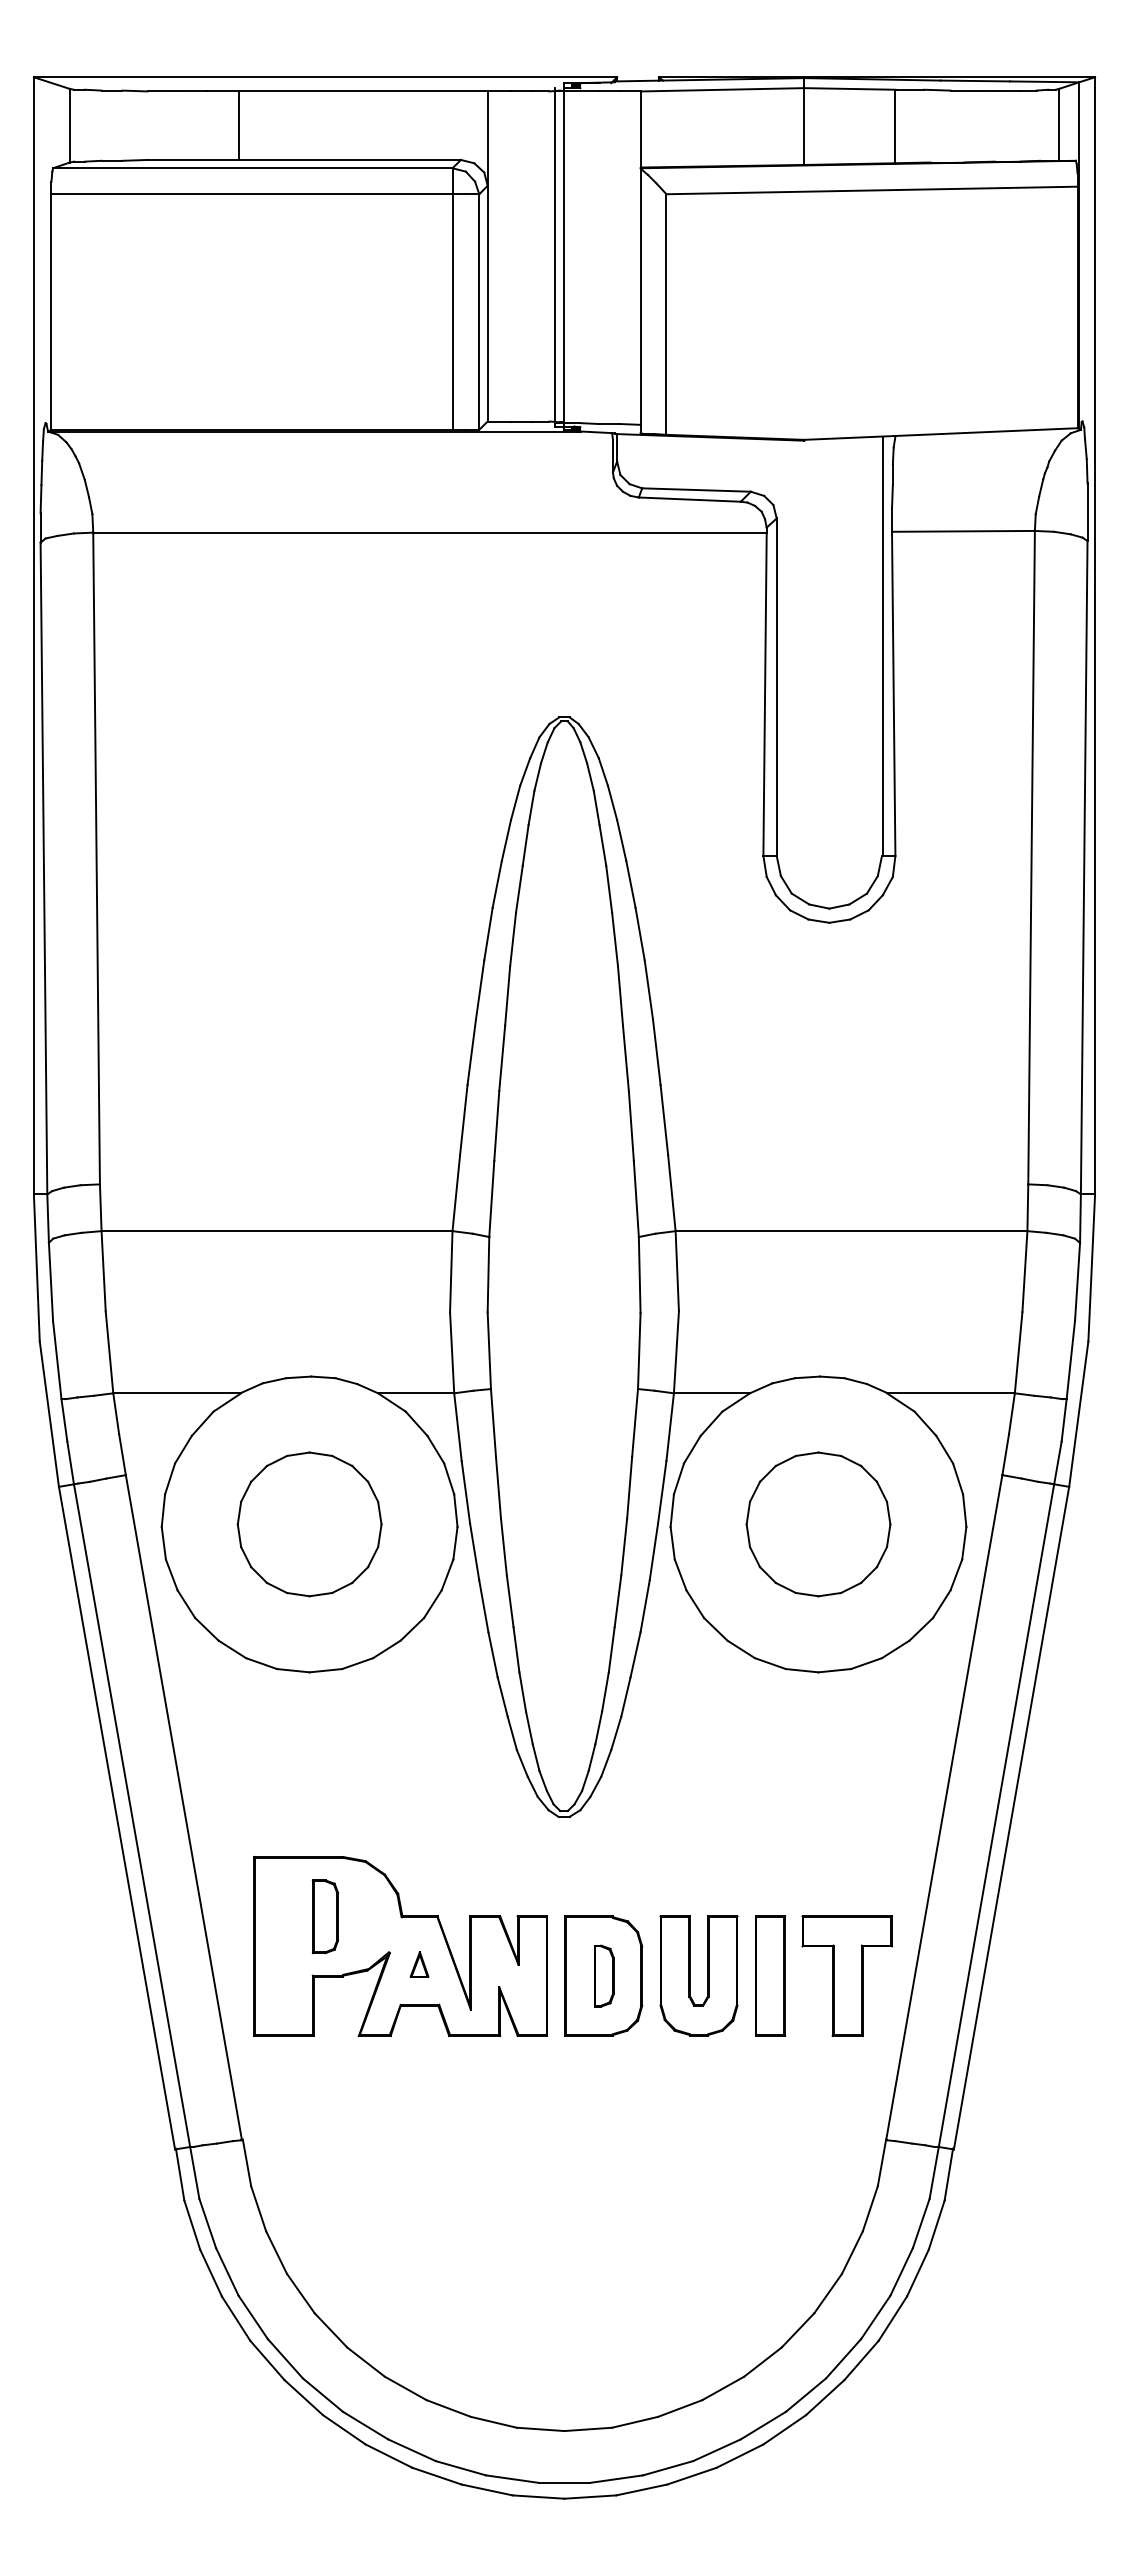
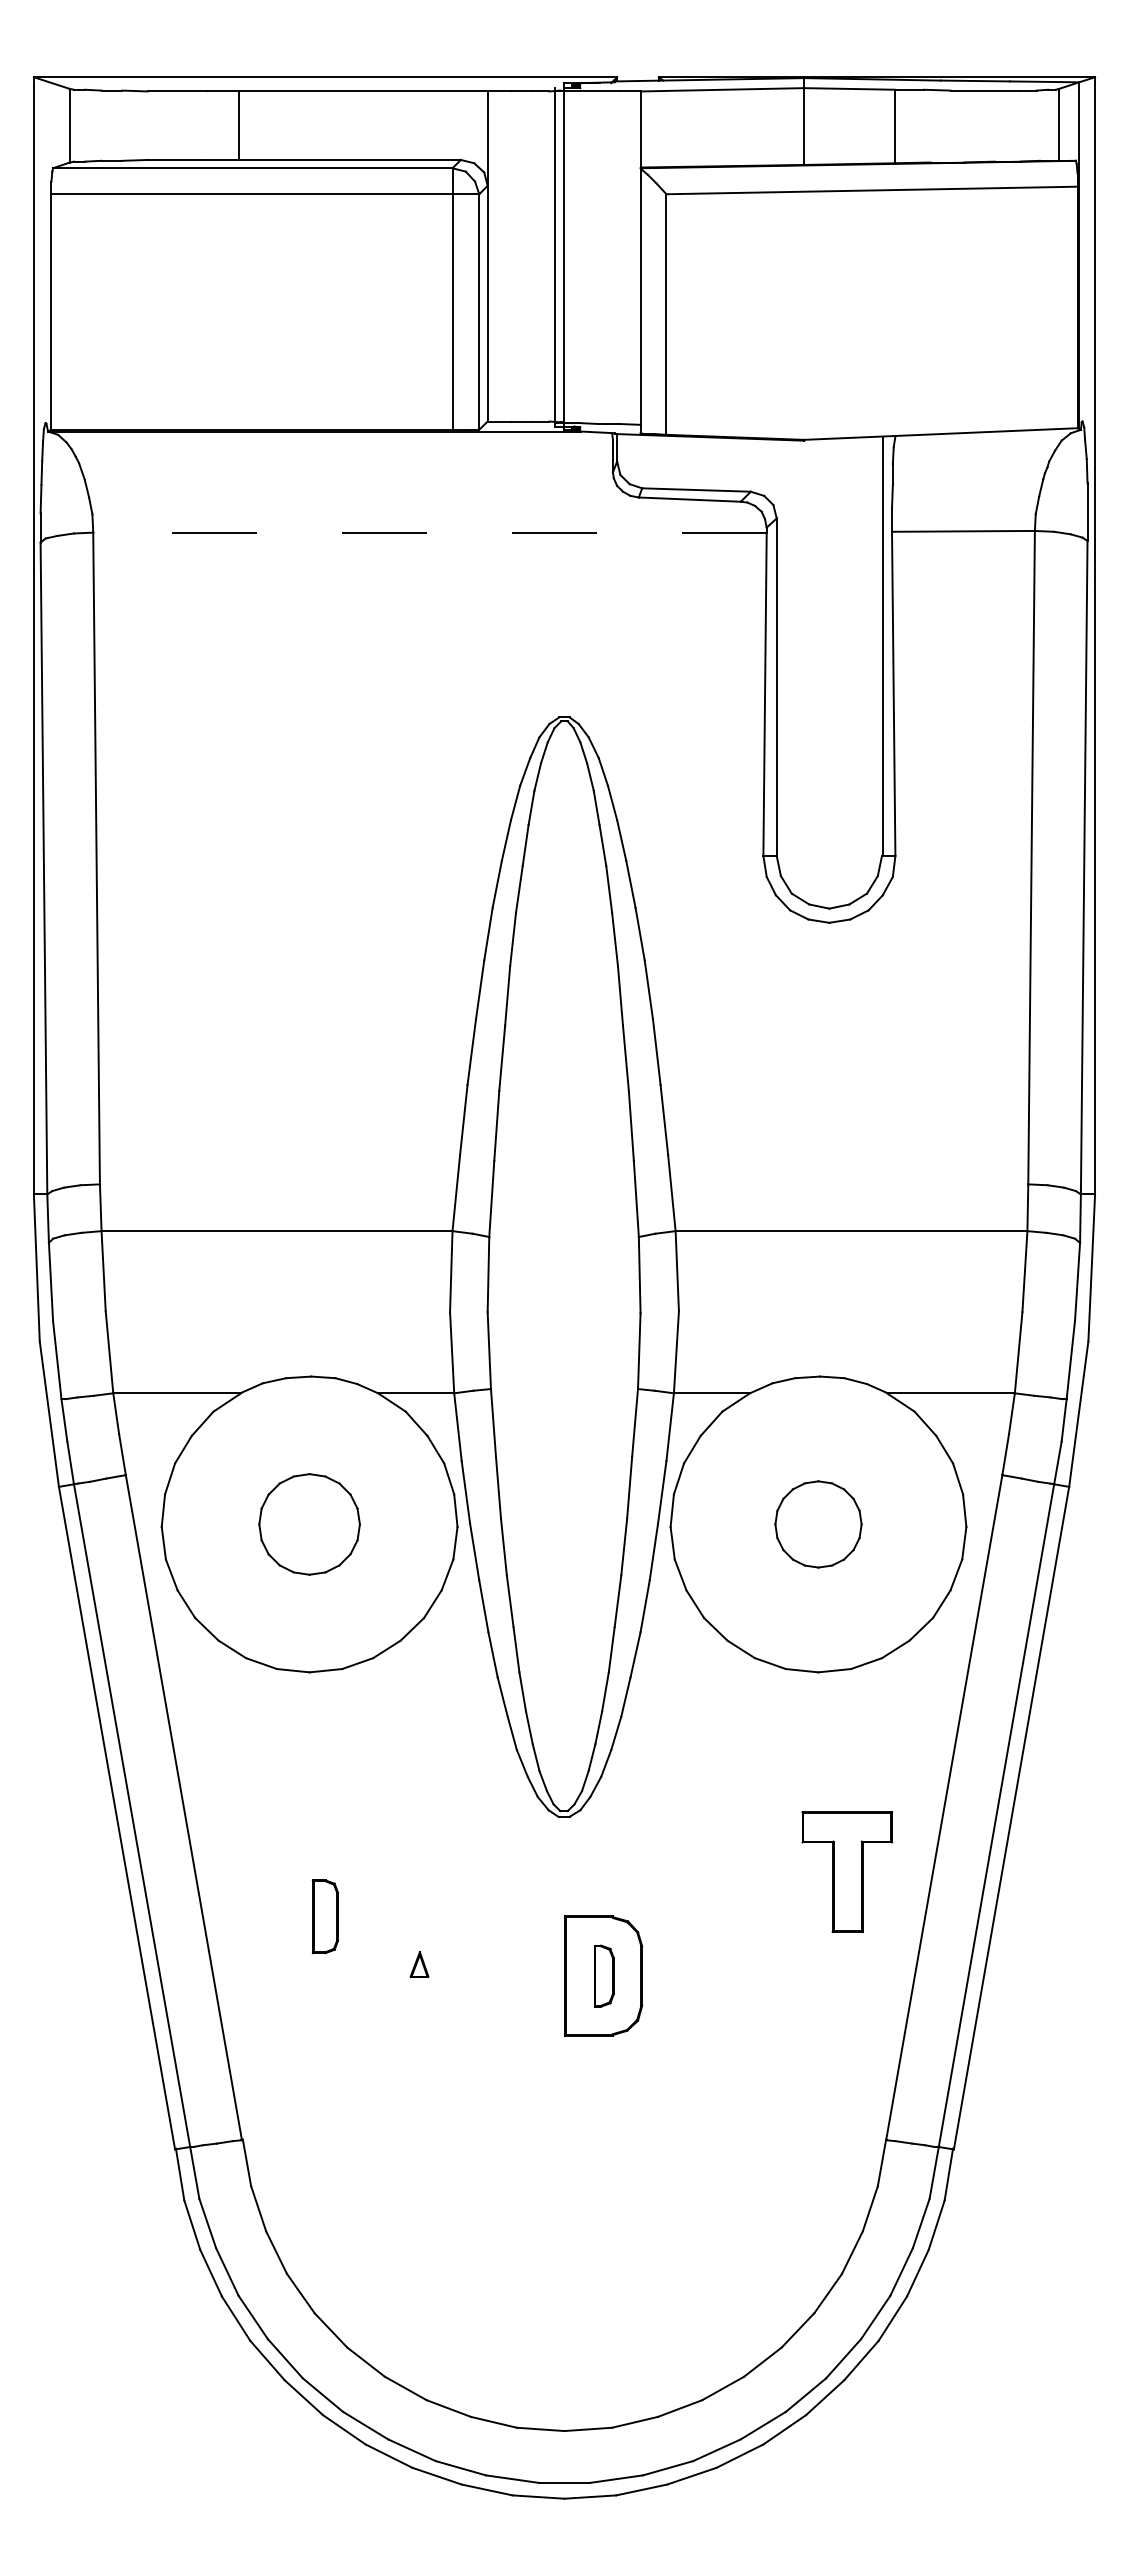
line: solid -> dashed (429, 532)
part size: 147x147 px -> 103x103 px (309, 1524)
part size: 147x147 px -> 89x89 px (818, 1524)
part: present -> none (400, 1945)
part: present -> none (690, 1975)
part: present -> none (770, 1975)
part position: (847, 1975) -> (847, 1871) (847, 1871)
